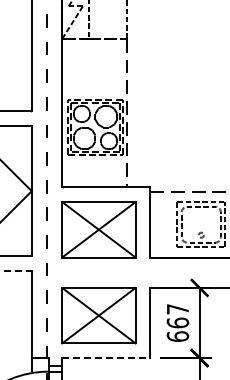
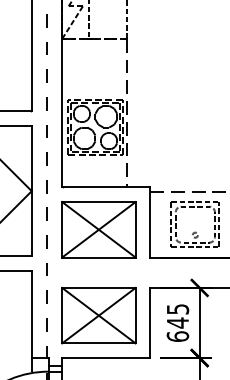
part position: (200, 231) -> (194, 231) (194, 231)
line: dashed -> solid (16, 271)
text: 667 -> 645 (177, 316)
line: dashed -> solid (106, 358)
